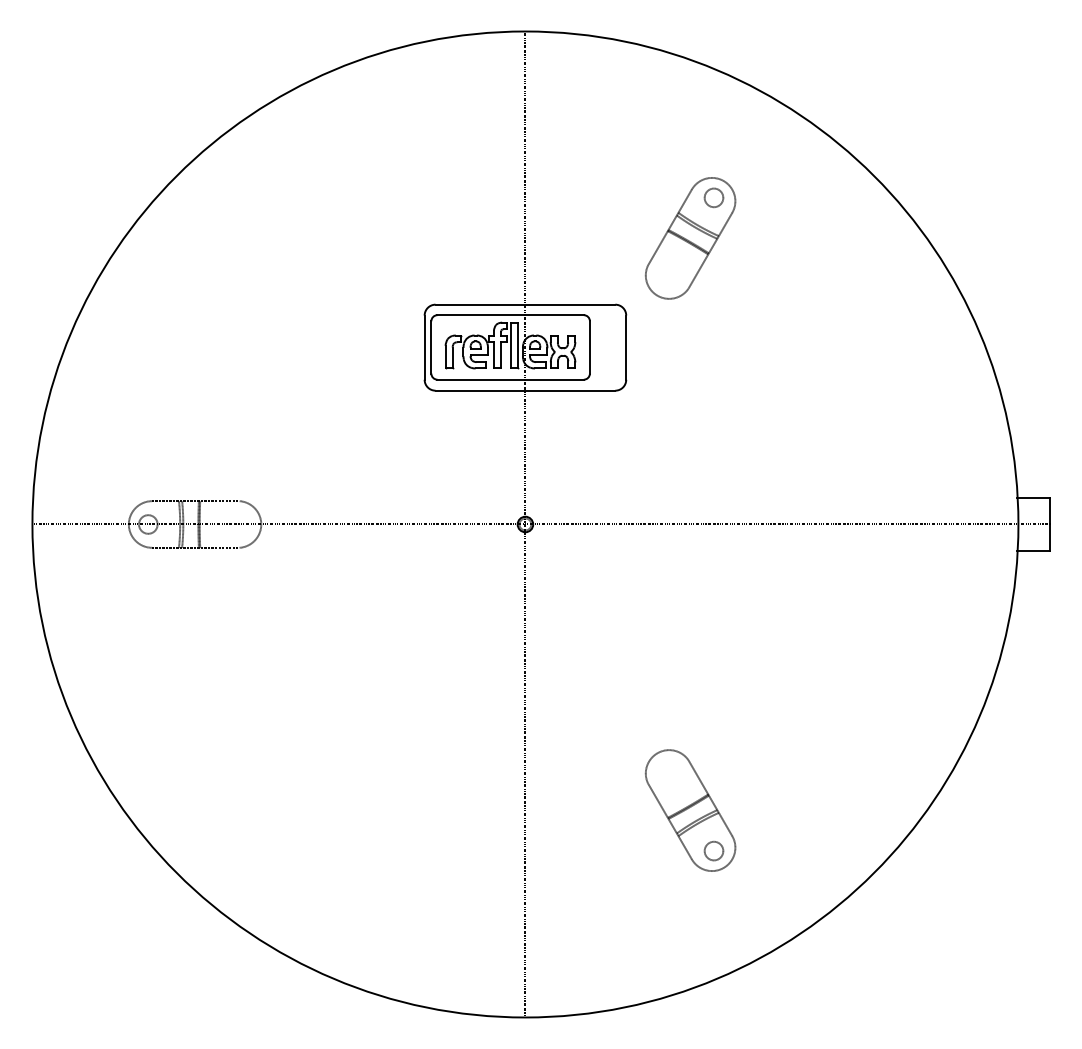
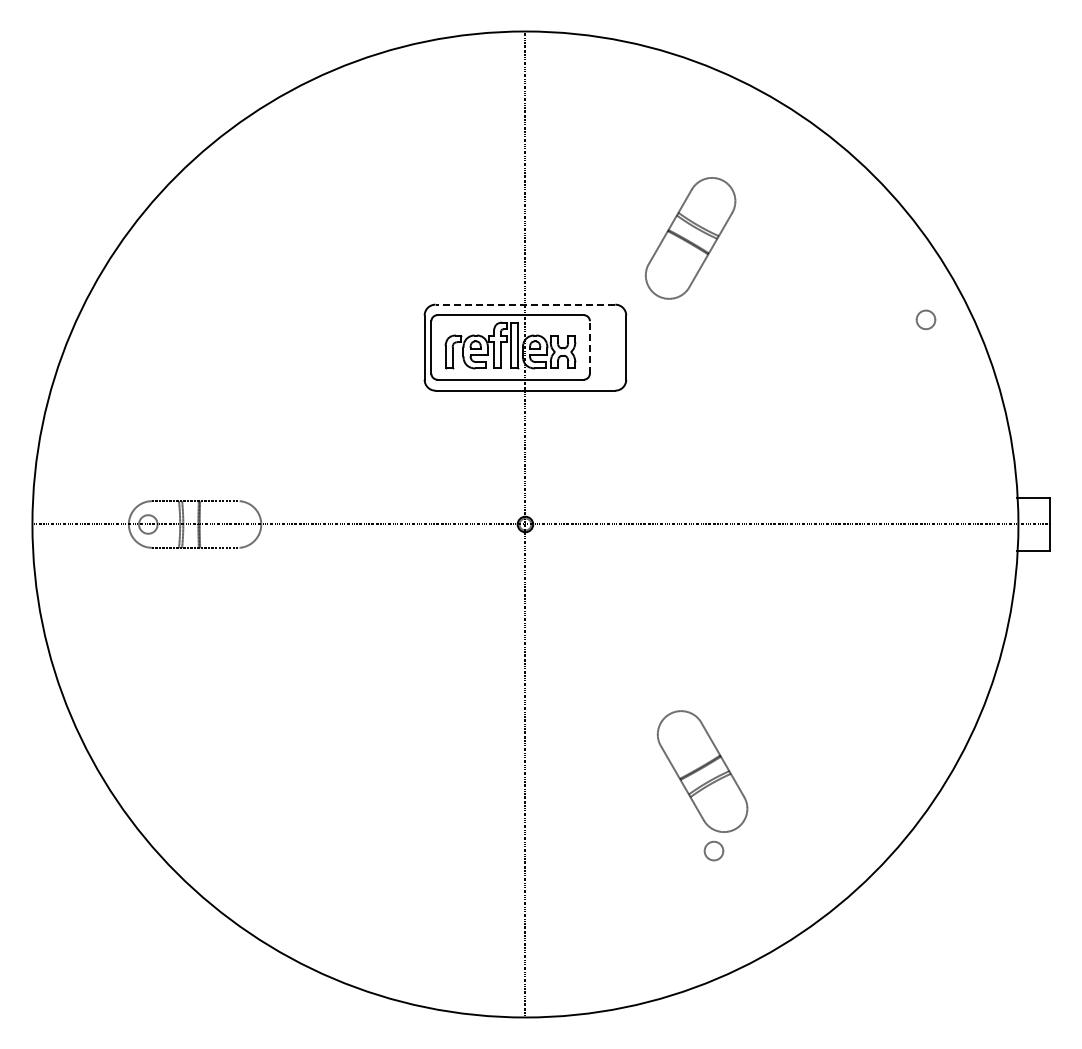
circle position: (713, 197) -> (925, 319) (925, 319)
line: solid -> dashed (525, 304)
line: solid -> dashed (589, 346)
part position: (690, 810) -> (702, 771) (702, 771)
